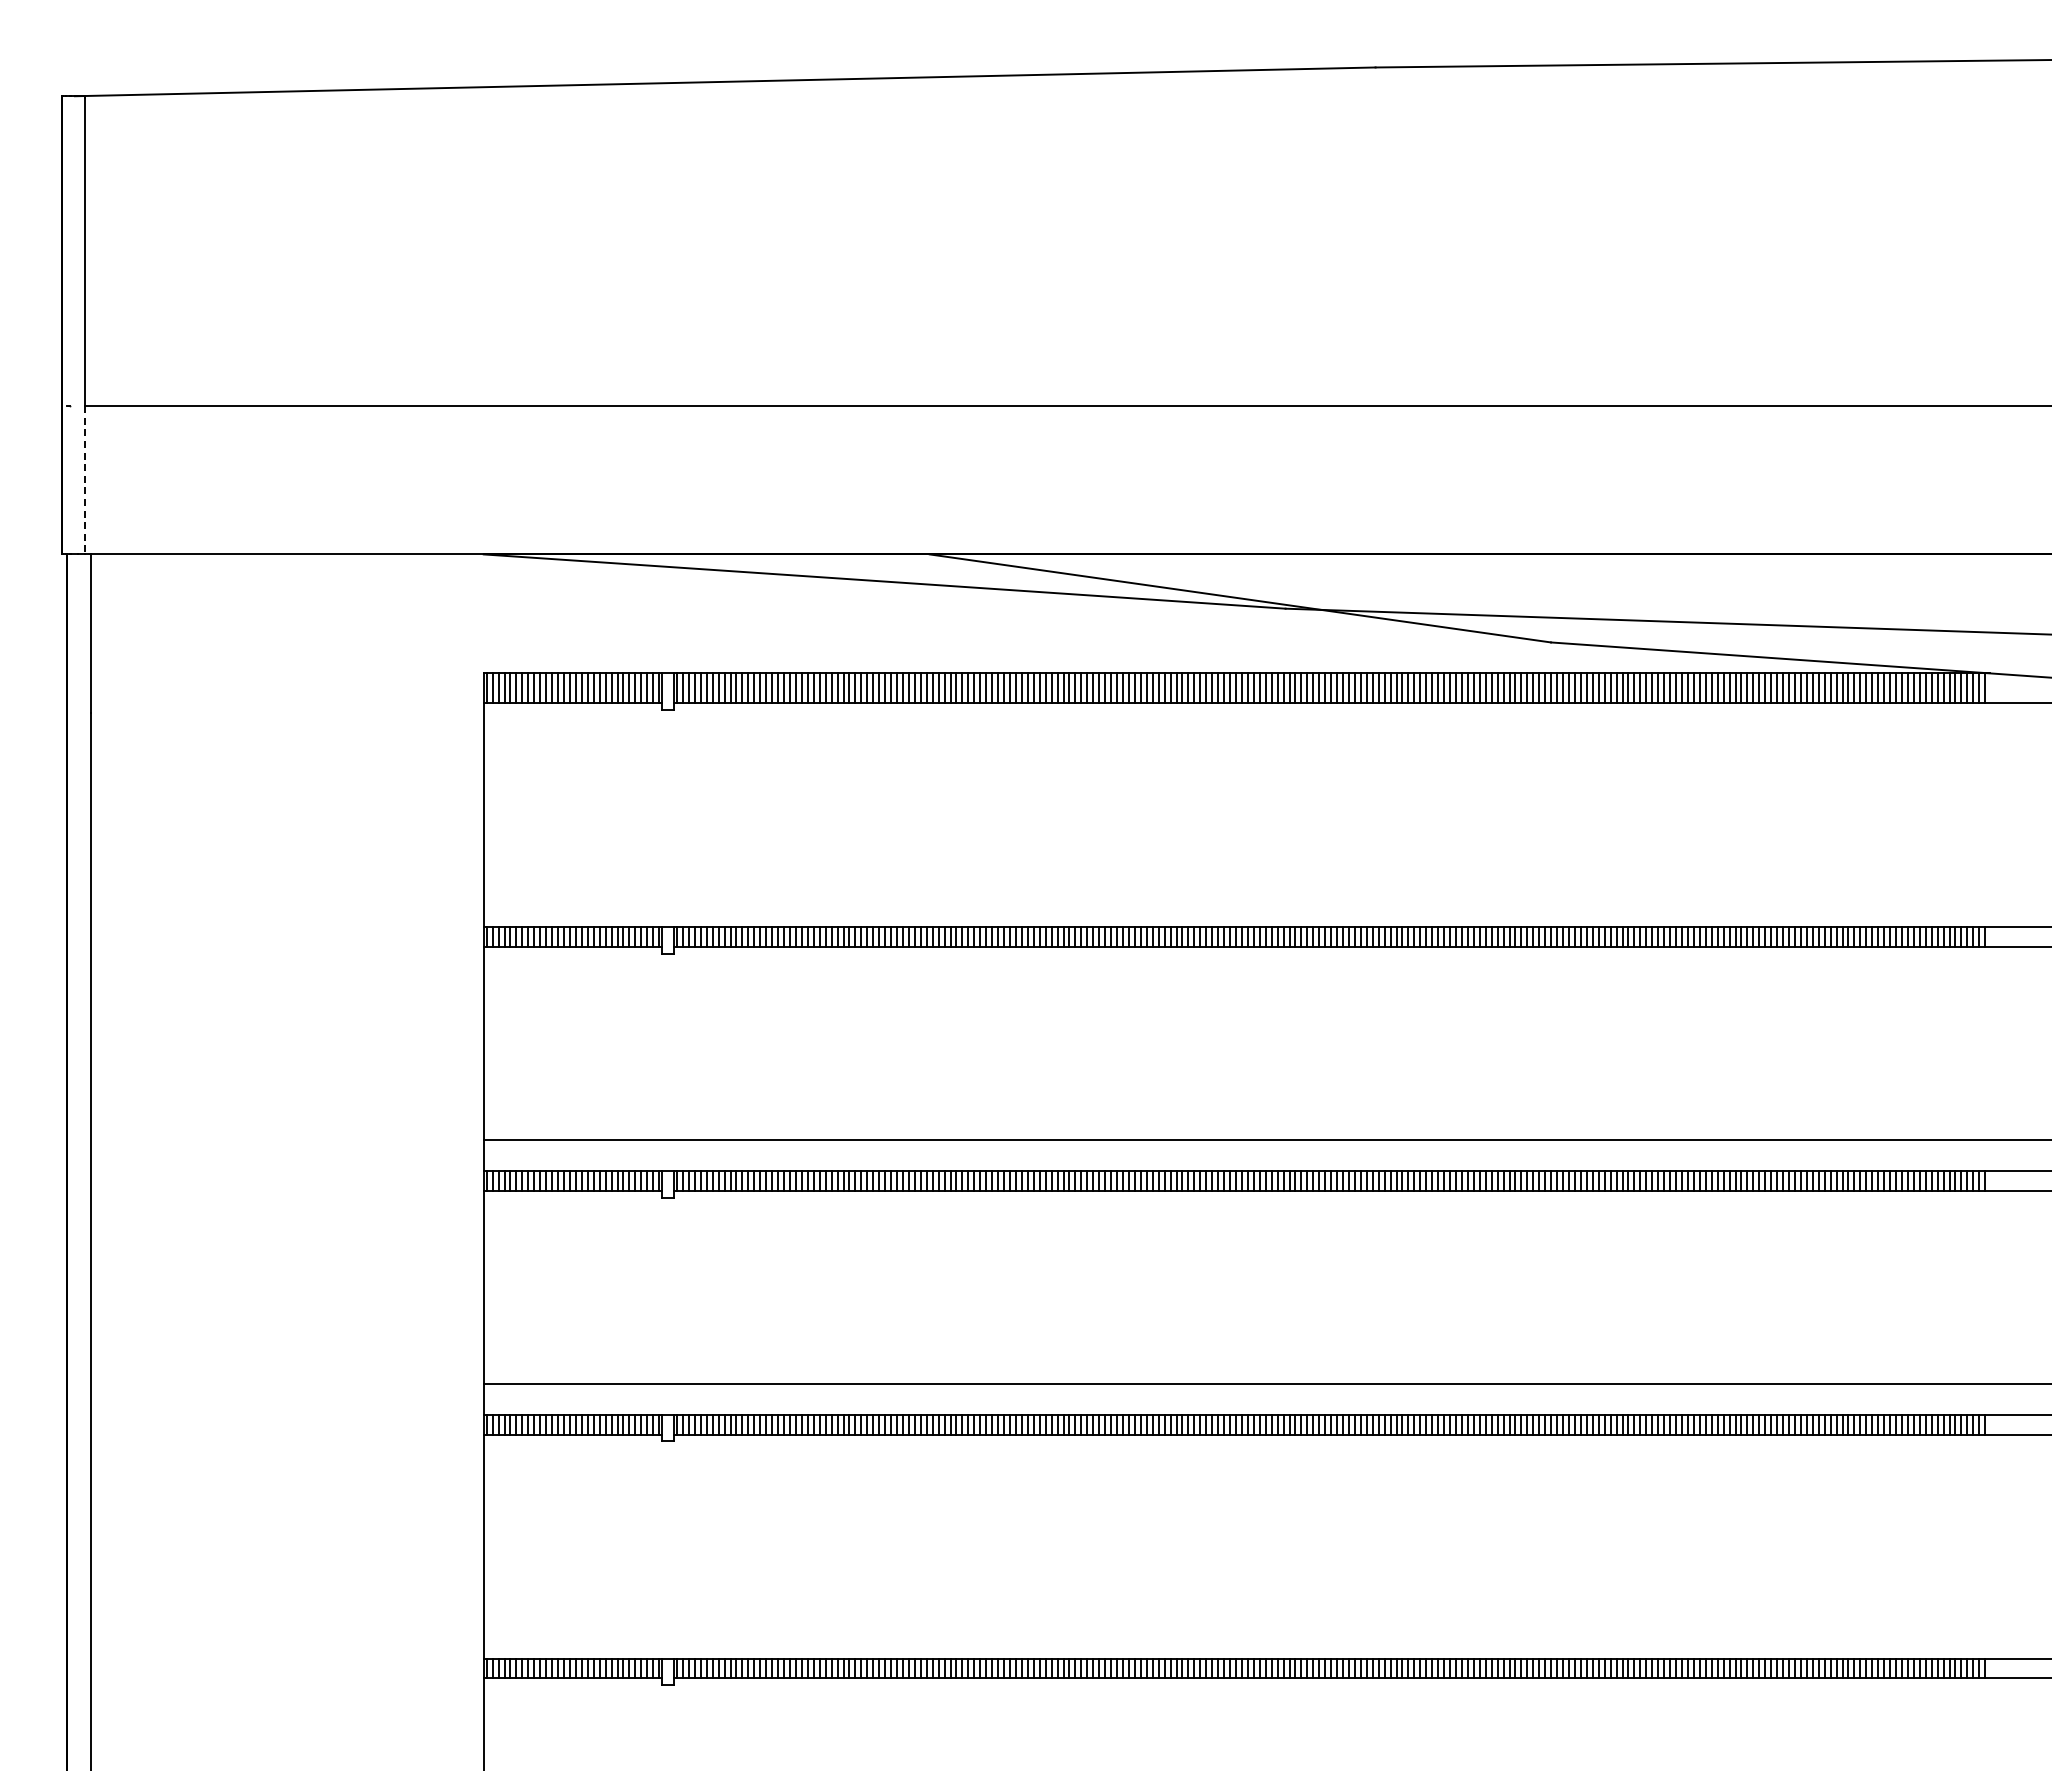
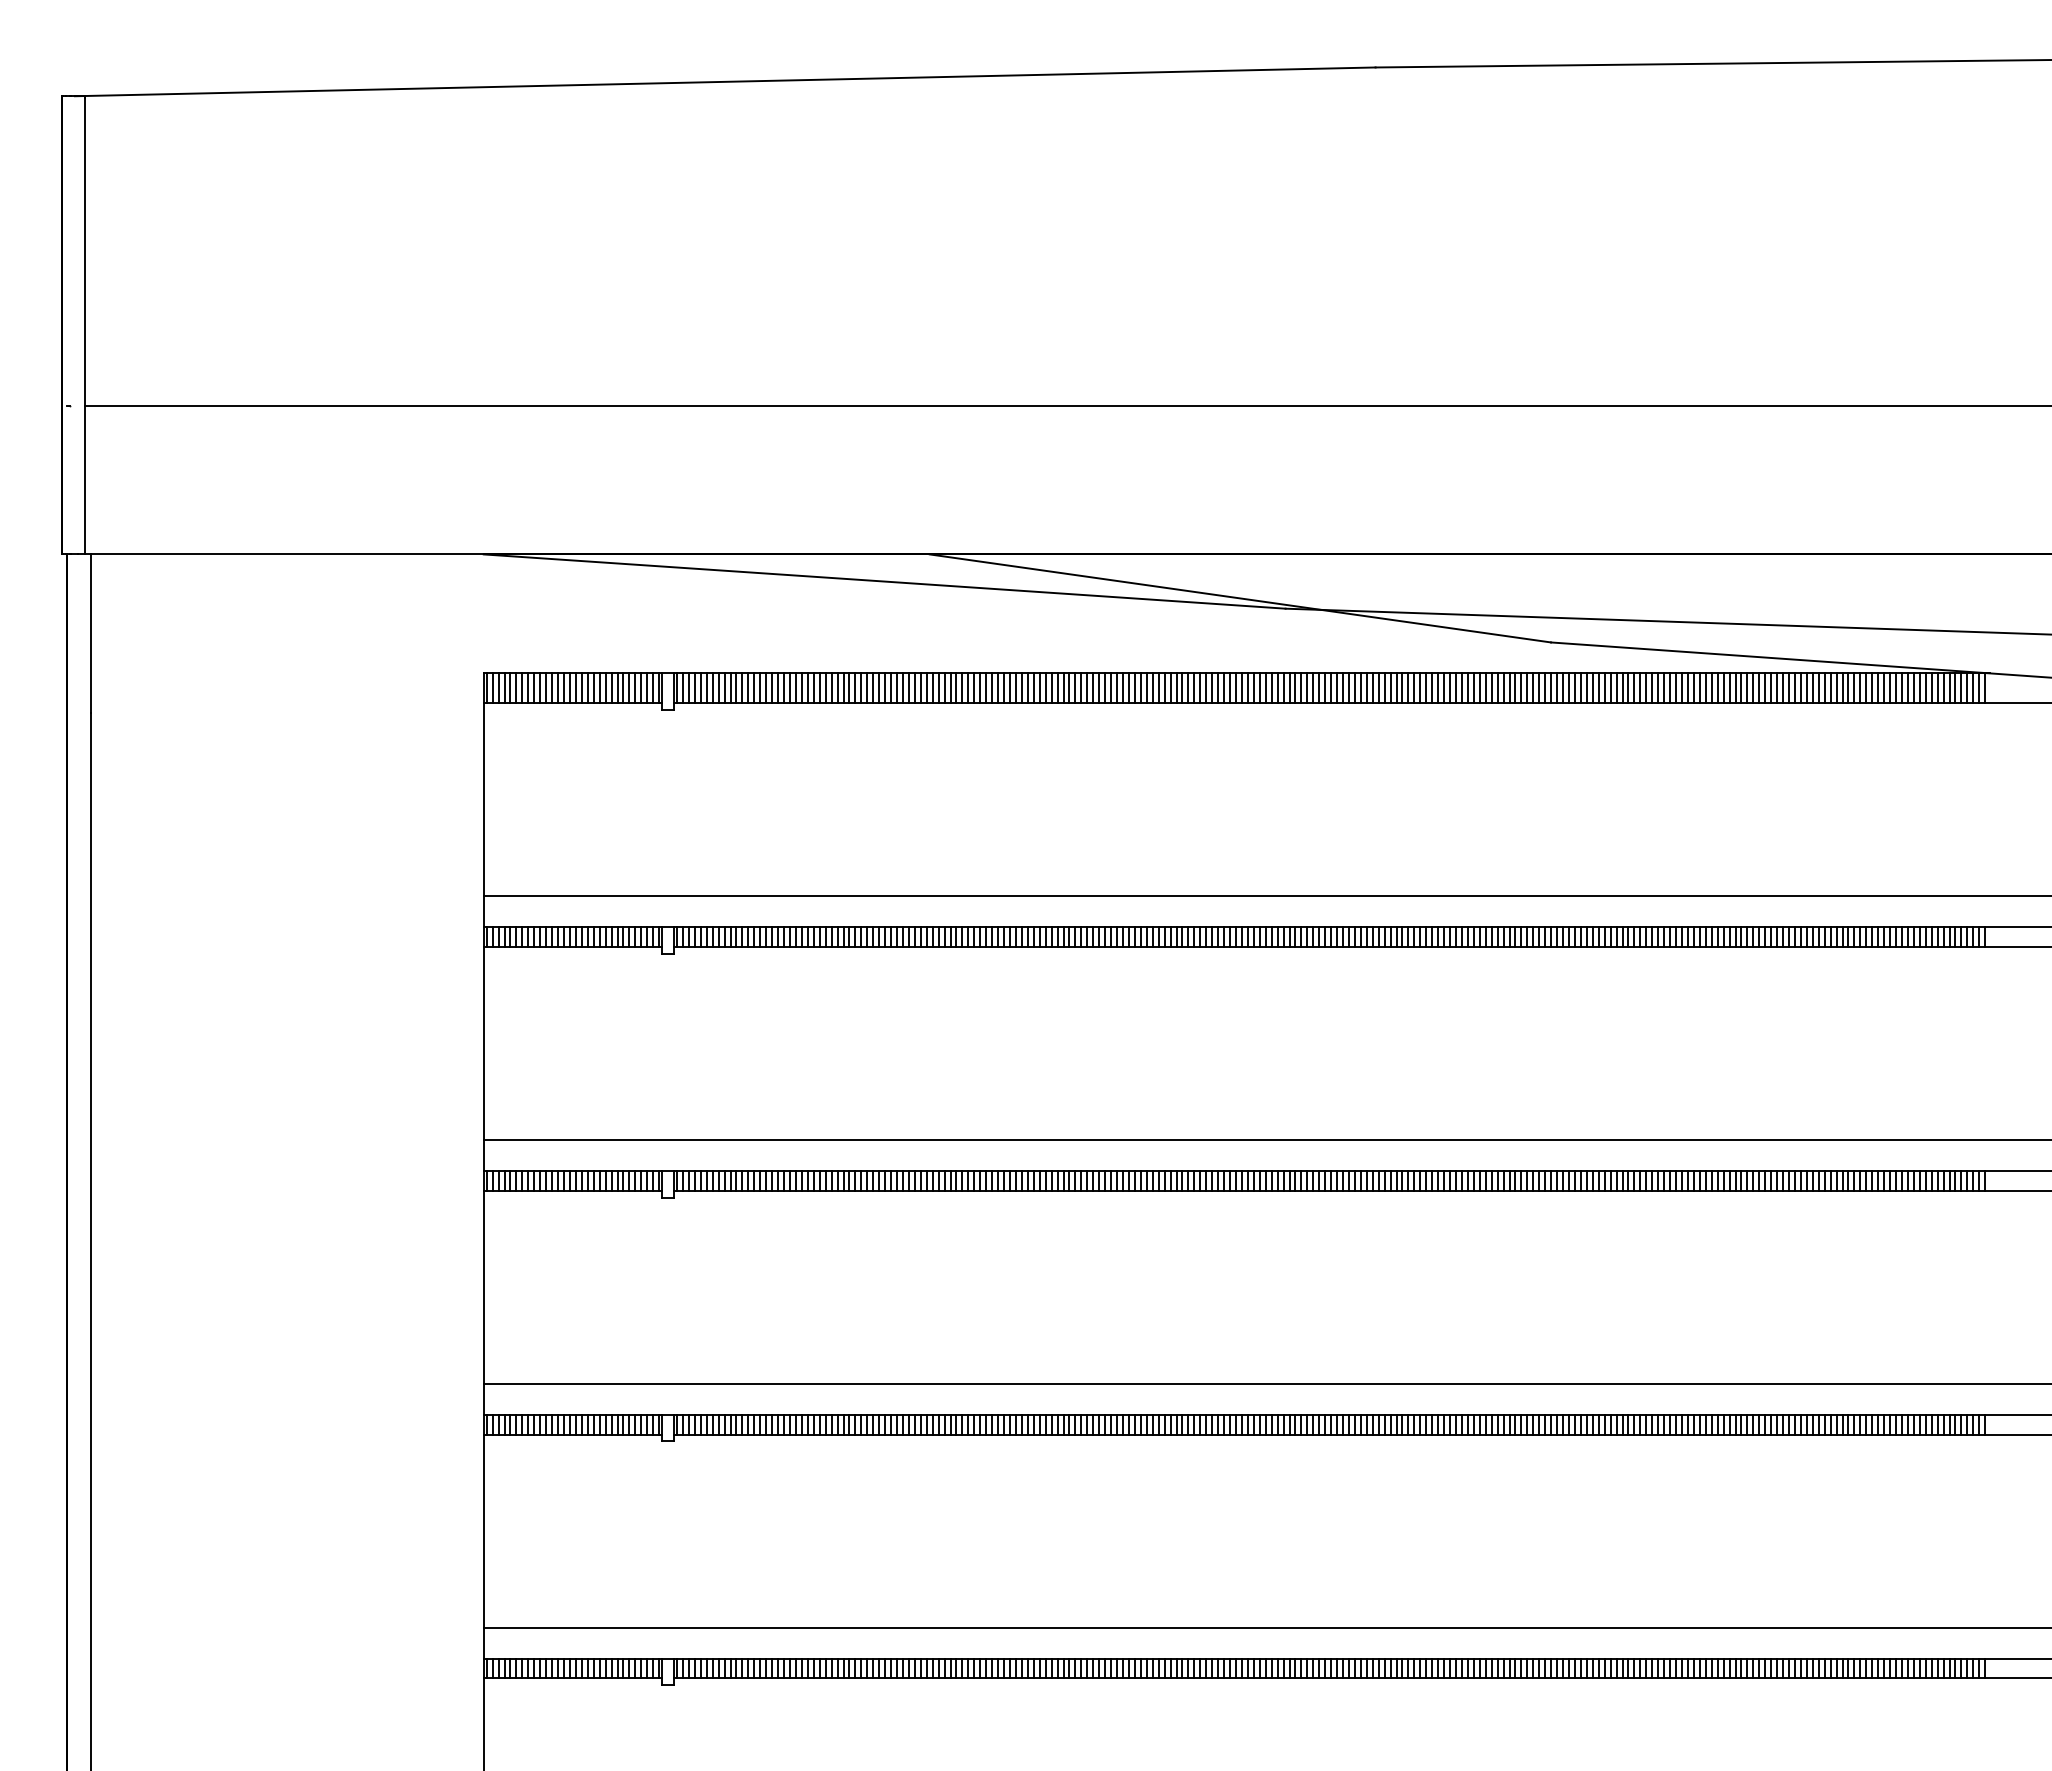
line: dashed -> solid (85, 480)
line: none -> present (1265, 896)
line: none -> present (1265, 1627)
